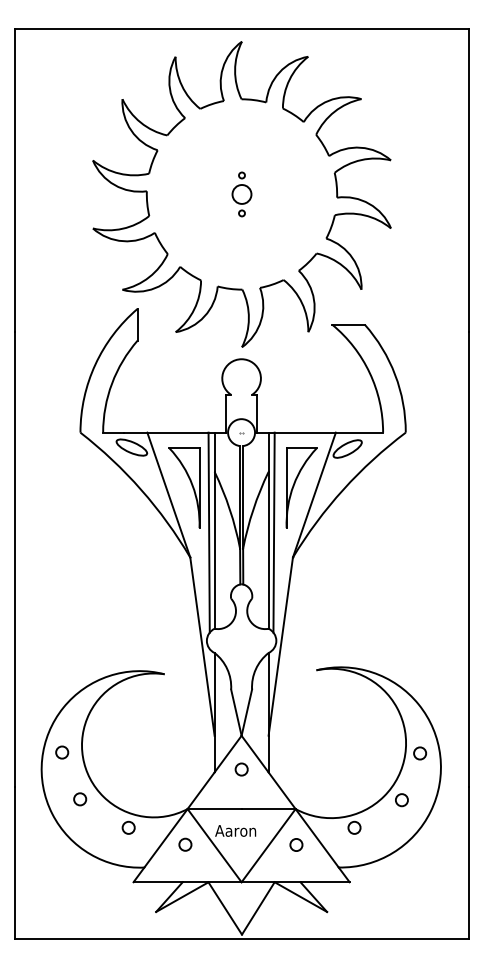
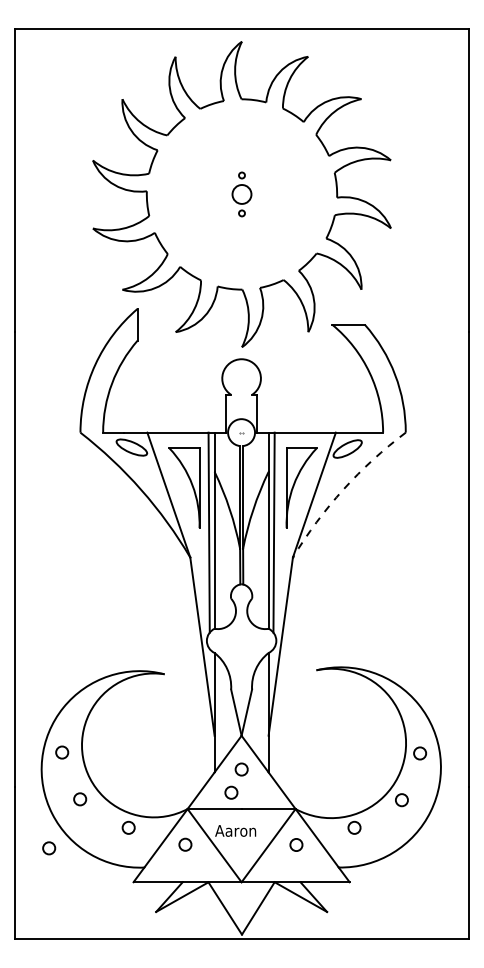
arc: solid -> dashed (343, 489)
circle: none -> present (231, 792)
circle: none -> present (49, 848)
